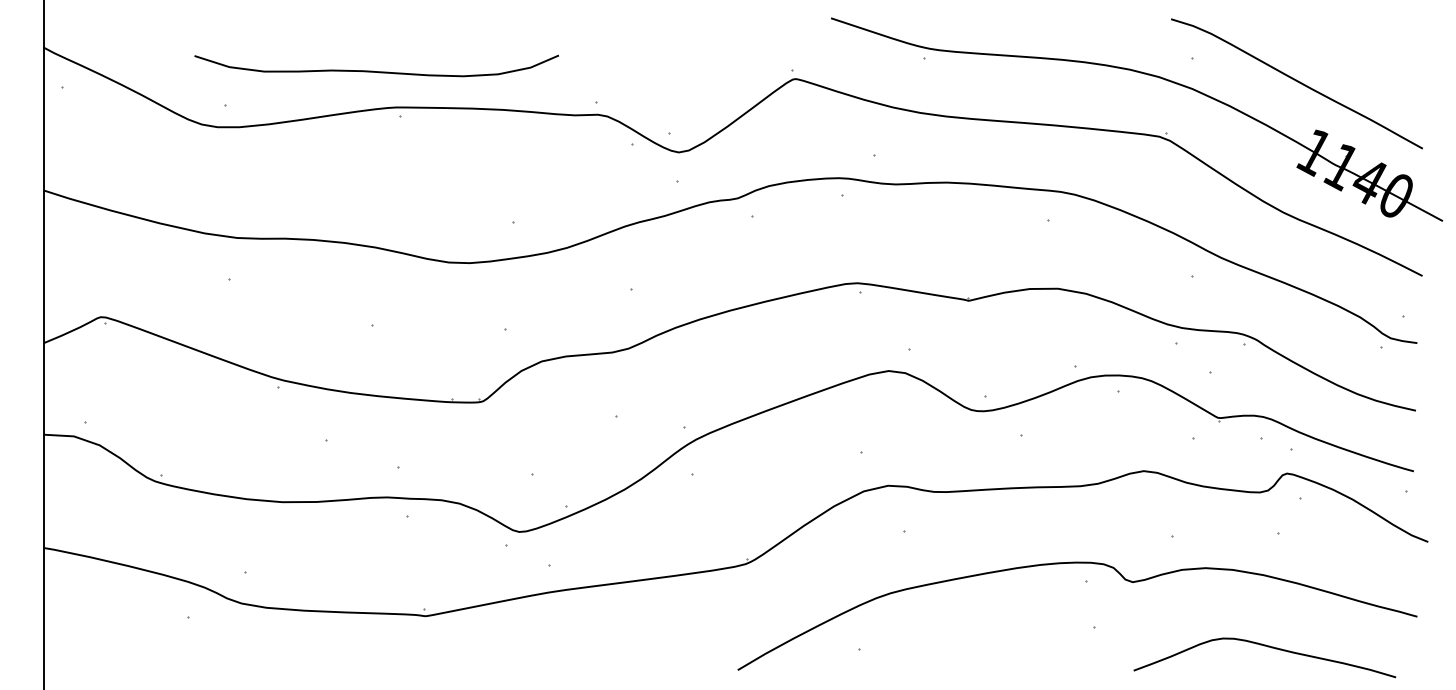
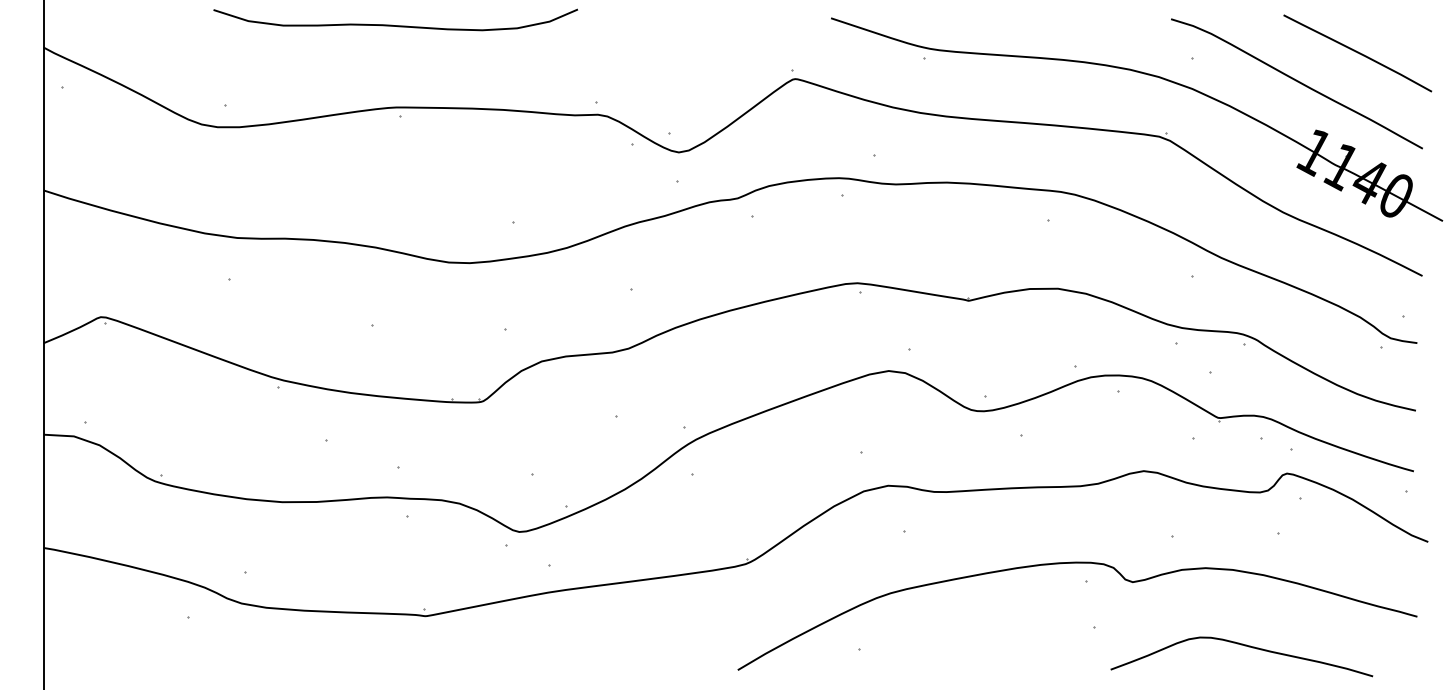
curve: none -> present (1357, 53)
curve position: (373, 70) -> (392, 24) (392, 24)
curve position: (1267, 647) -> (1244, 646) (1244, 646)
